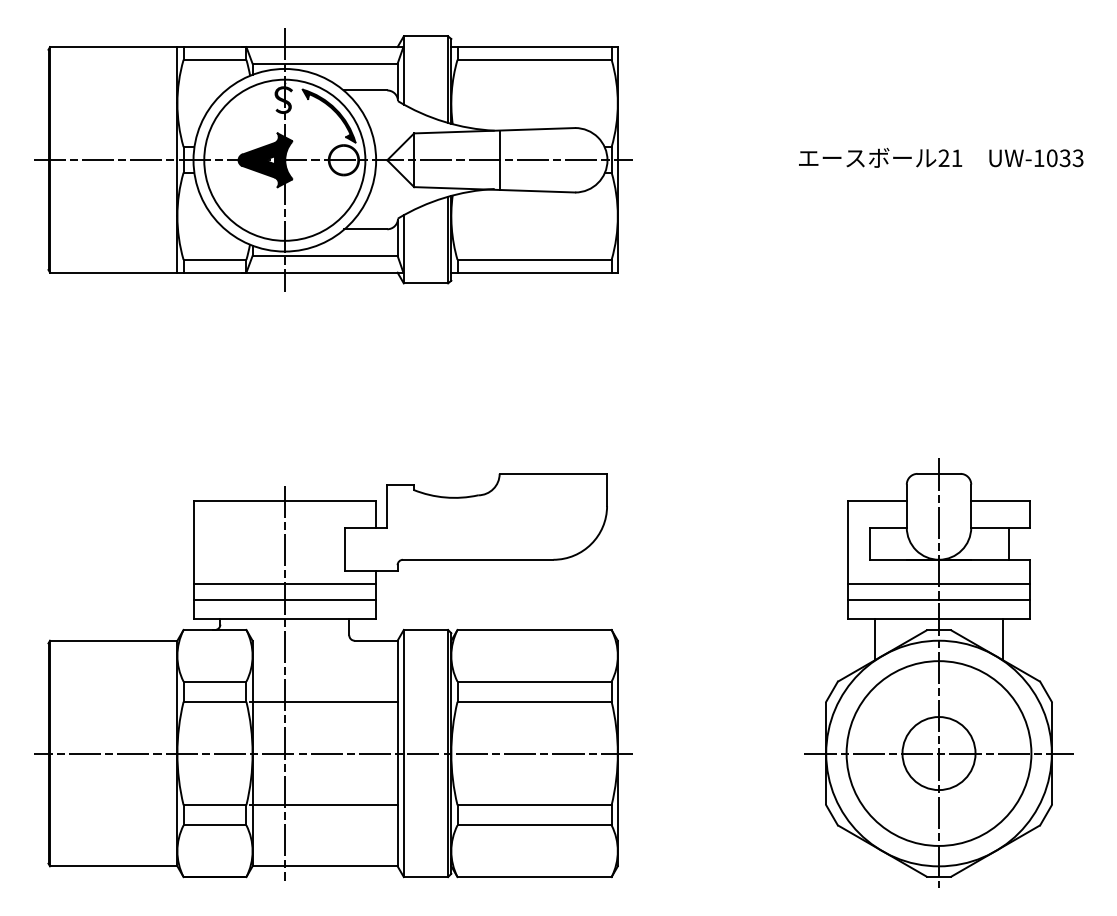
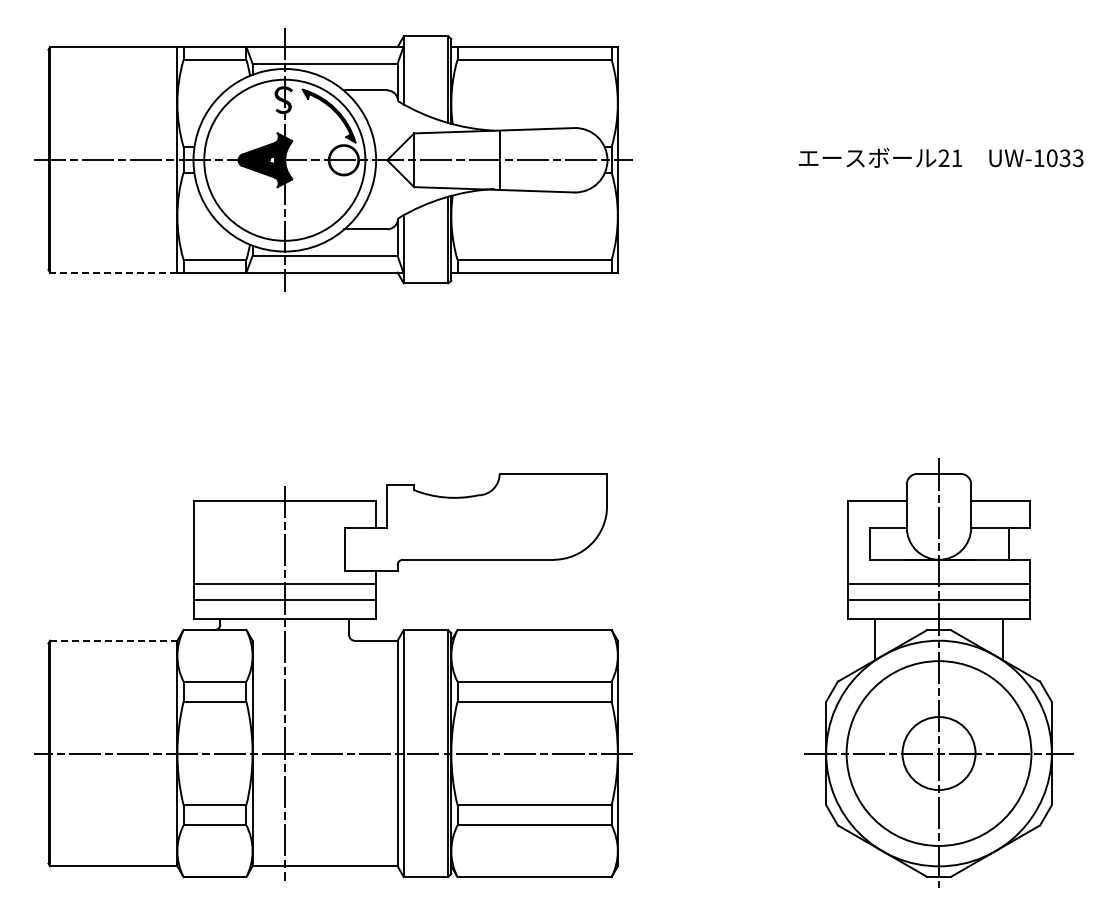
line: solid -> dashed (113, 272)
line: solid -> dashed (113, 640)
line: present -> none (323, 701)
line: present -> none (323, 805)
